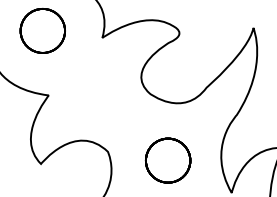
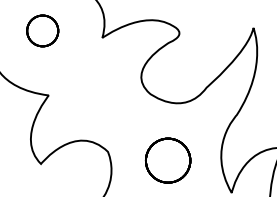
part size: 47x46 px -> 34x34 px (42, 30)
